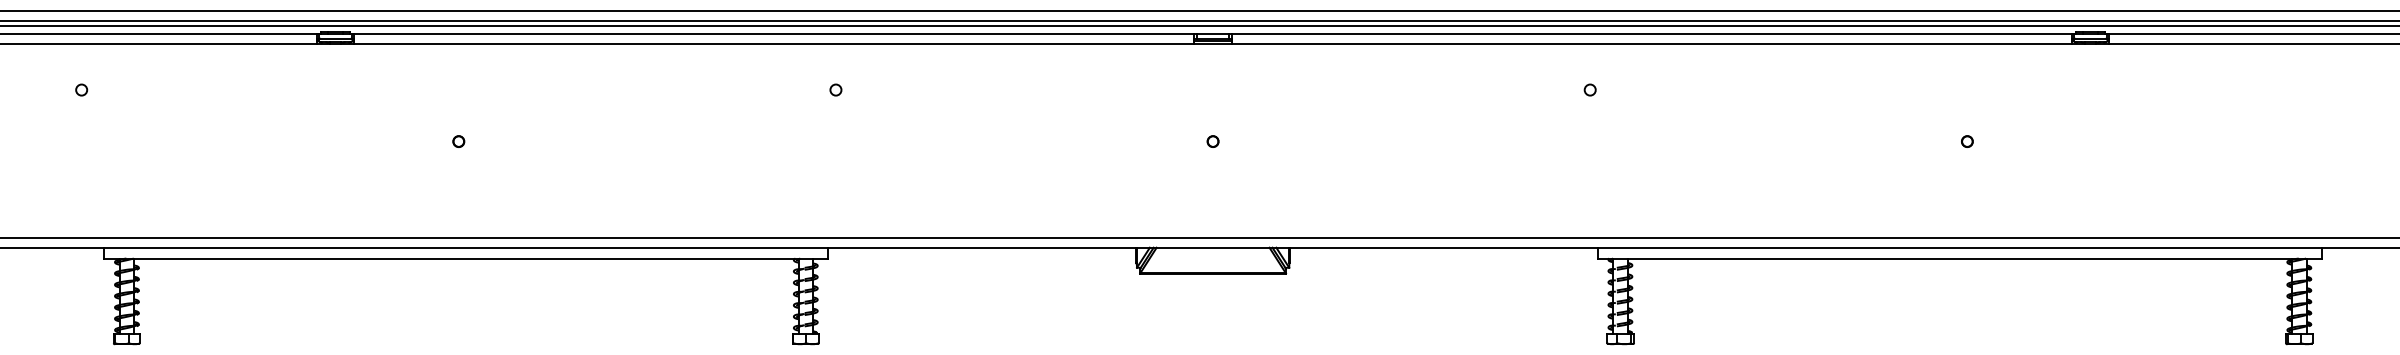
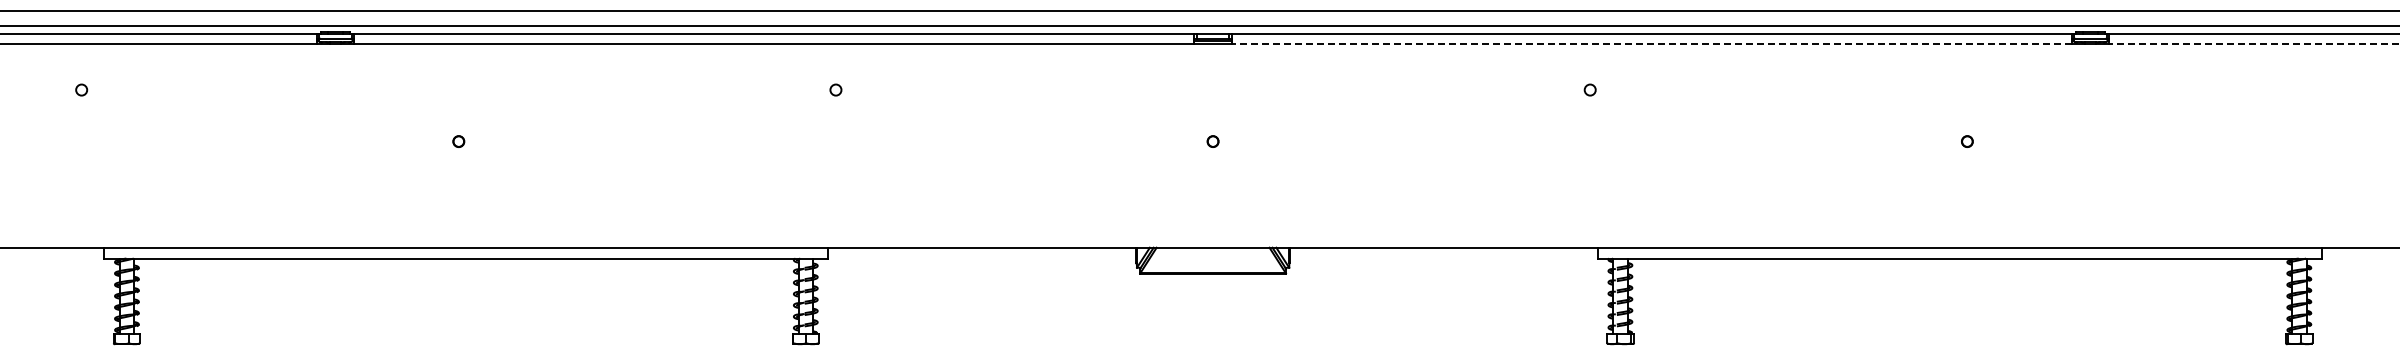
line: present -> none (1199, 20)
line: solid -> dashed (1651, 43)
line: solid -> dashed (2254, 43)
line: present -> none (1199, 237)
